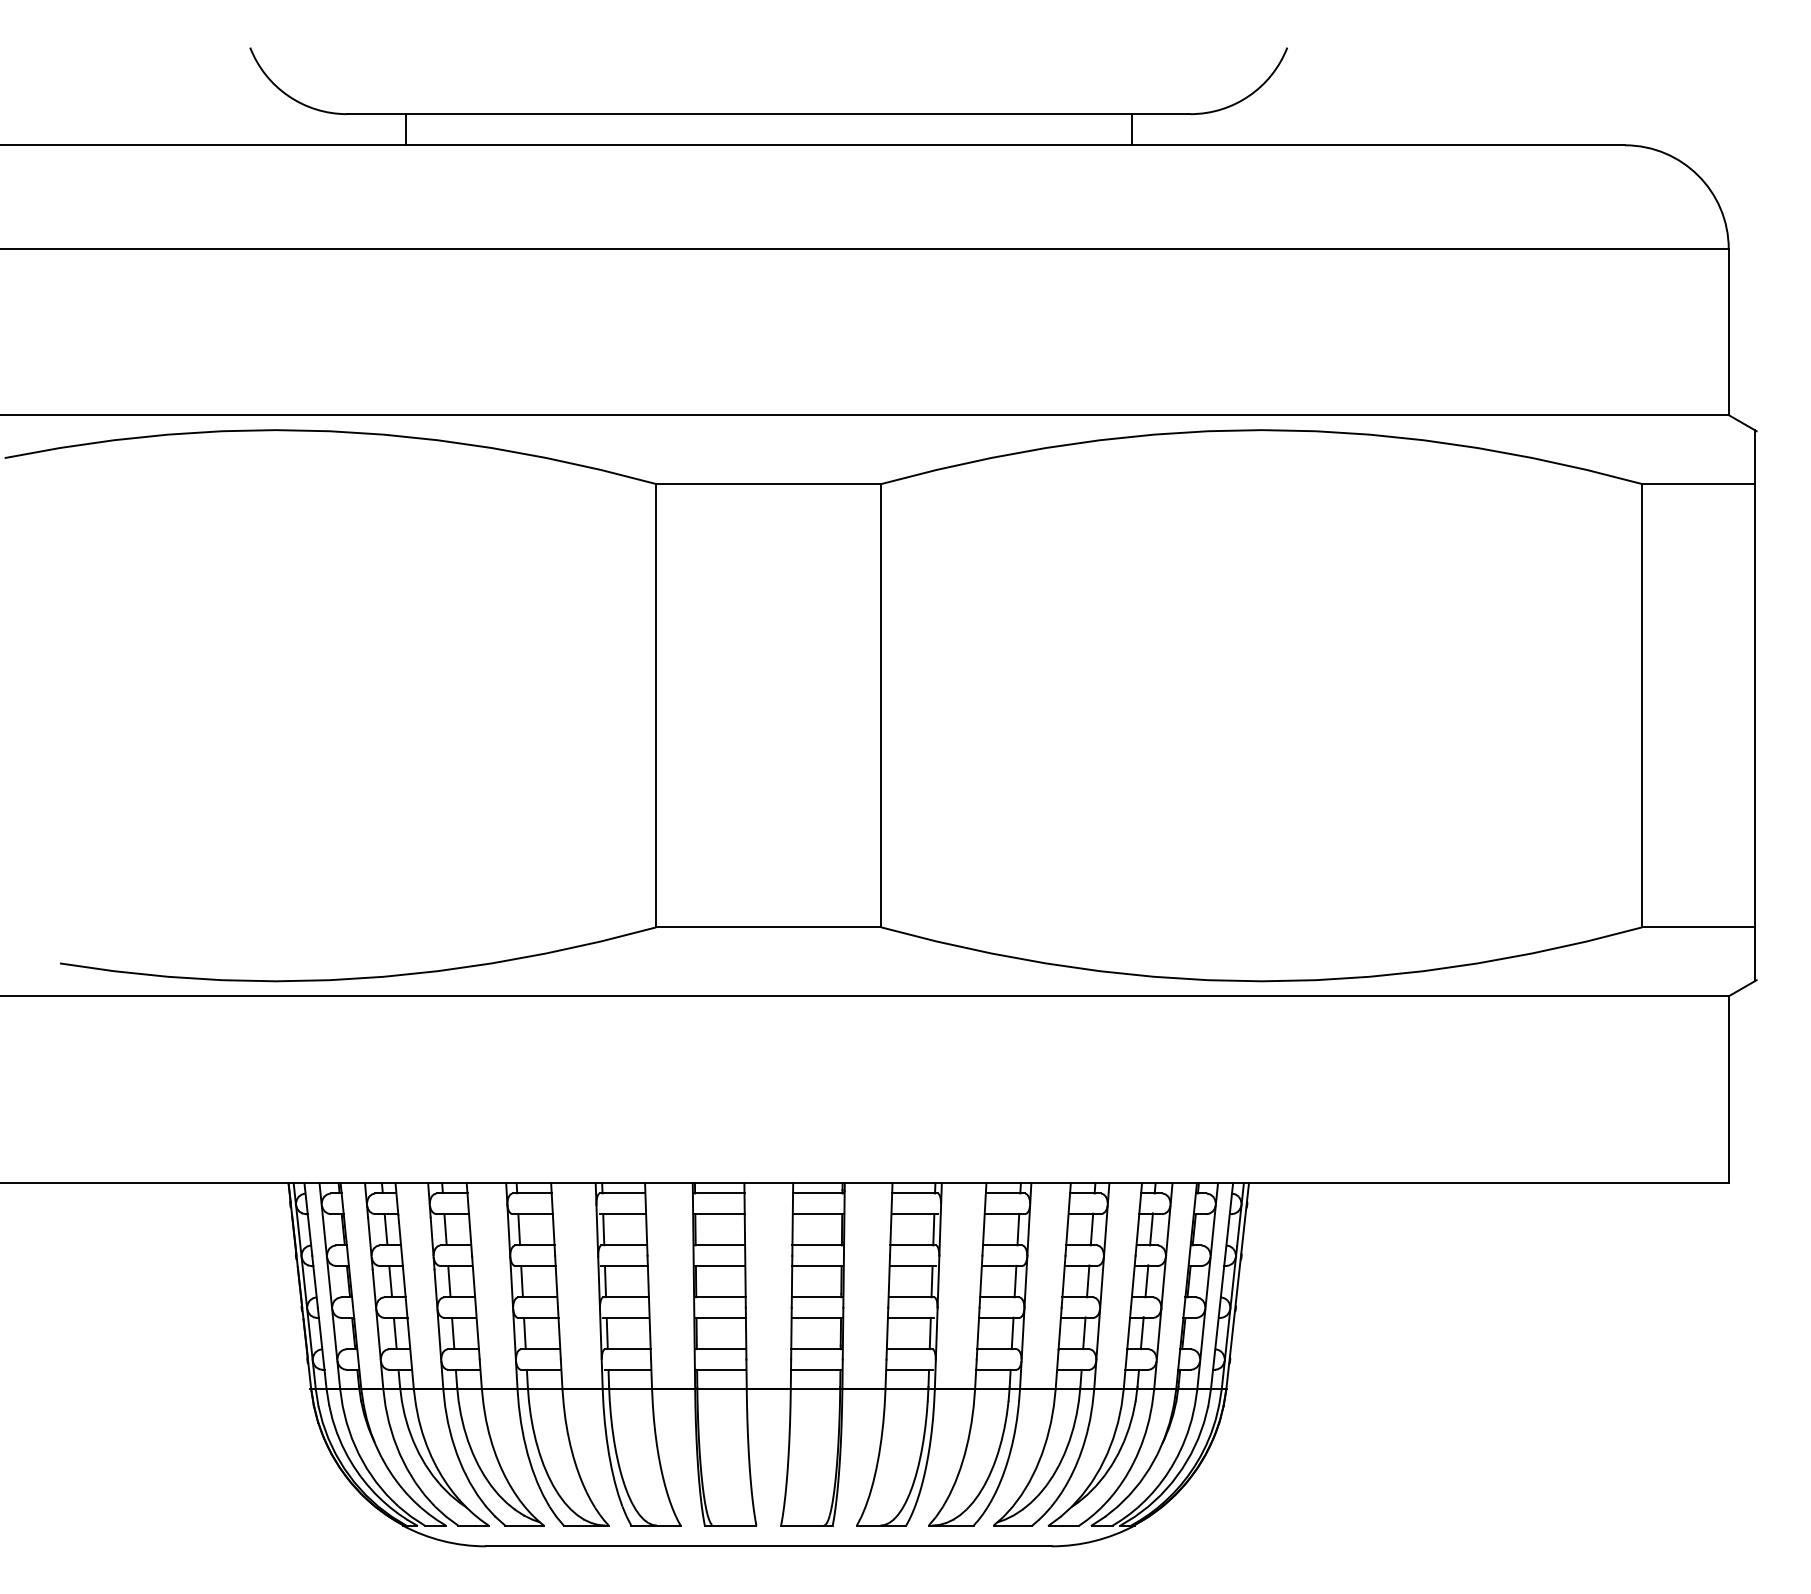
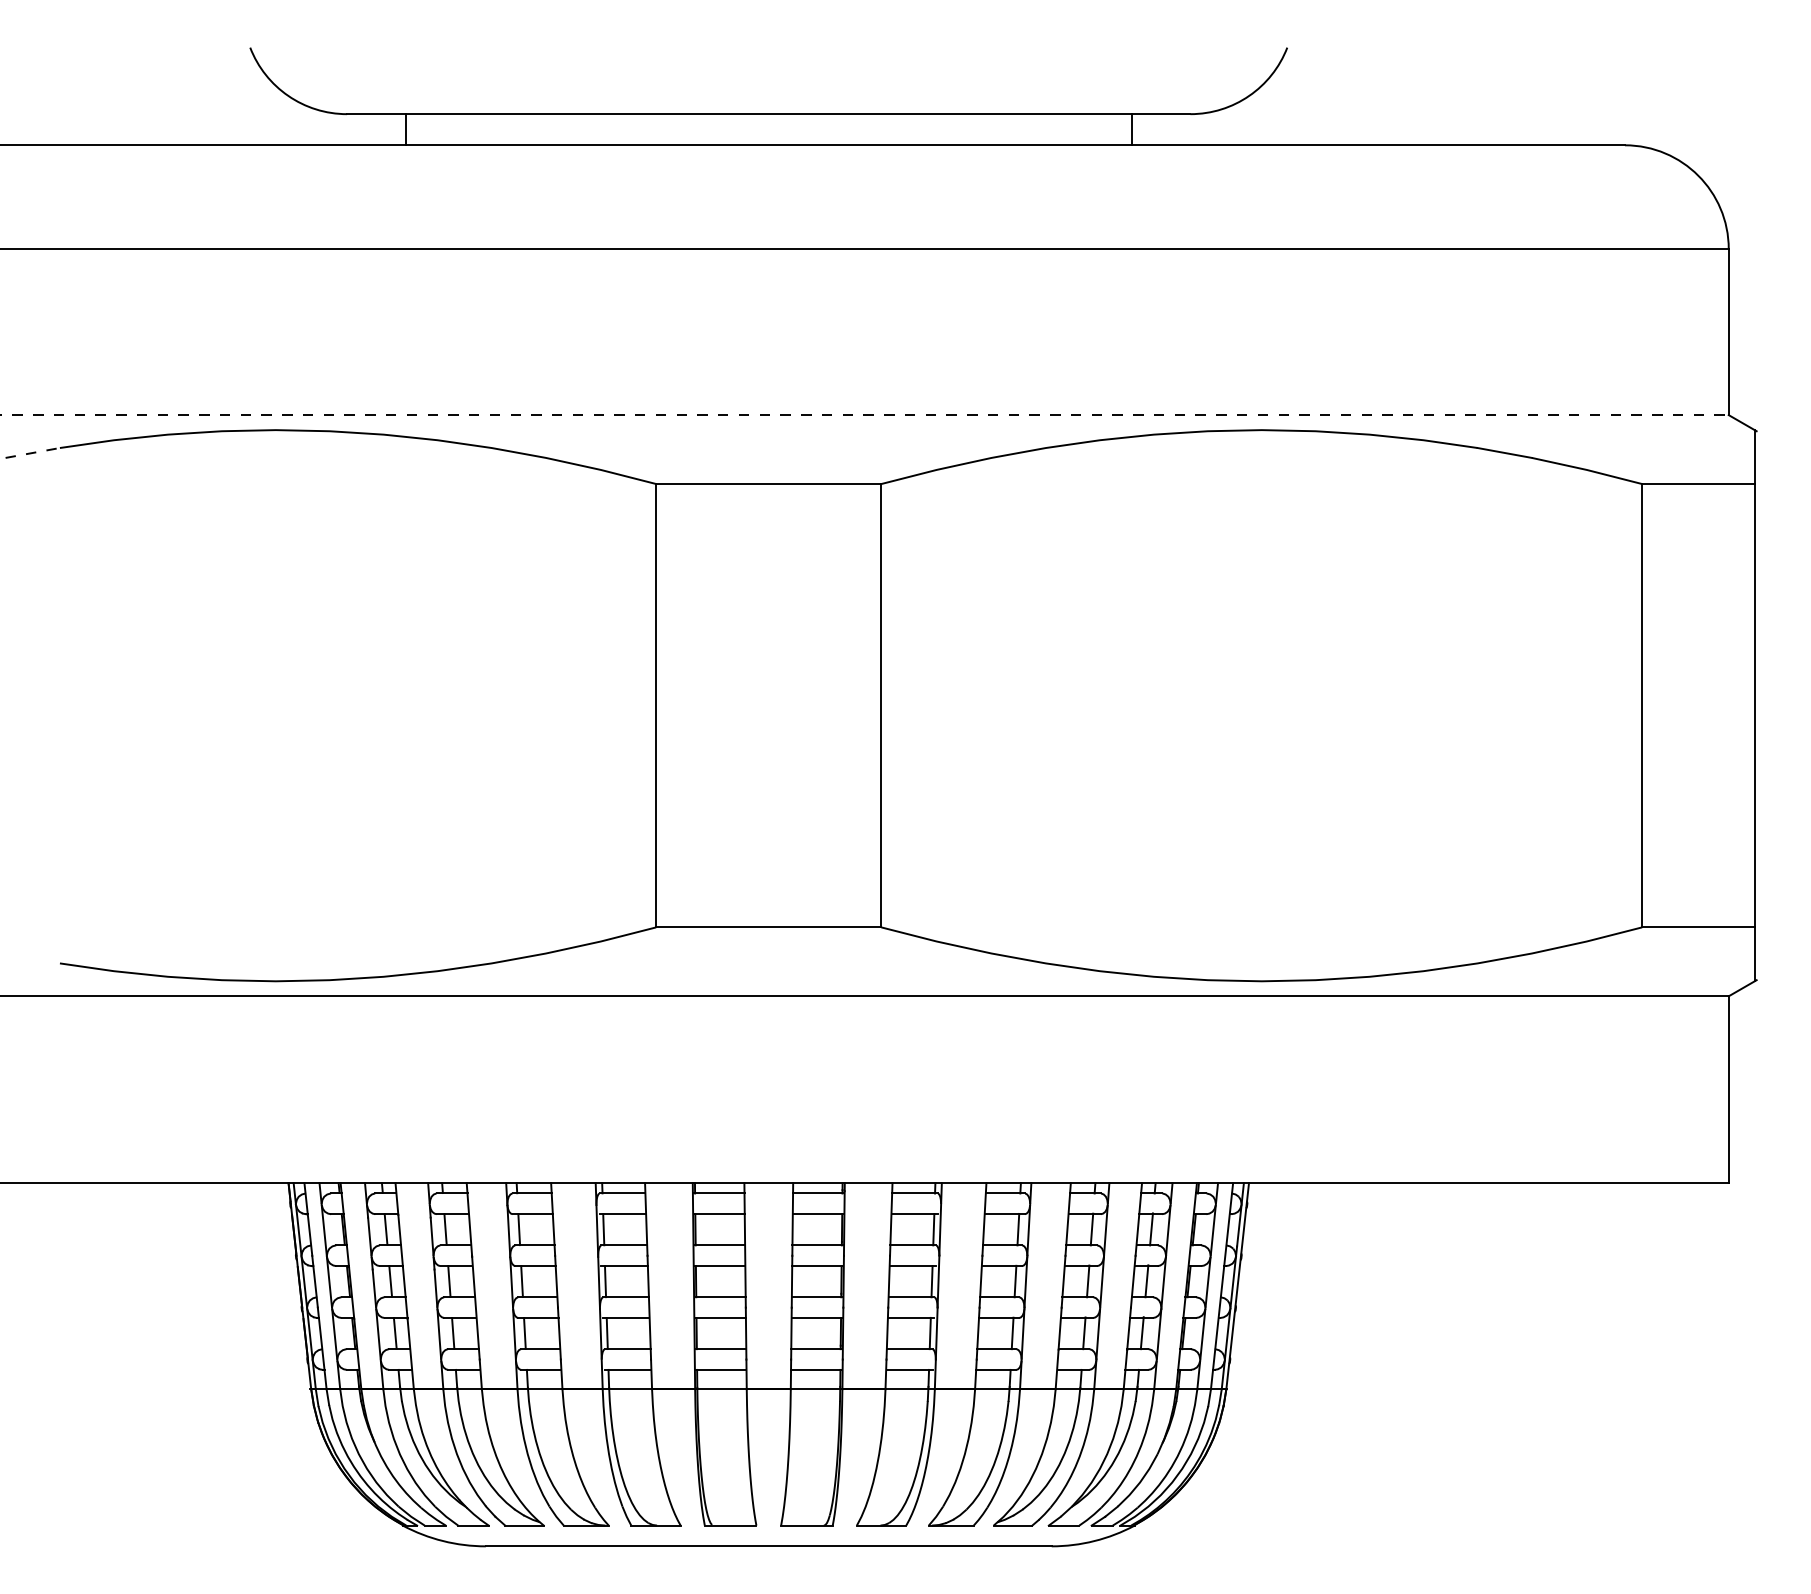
line: solid -> dashed (864, 415)
line: solid -> dashed (32, 452)
